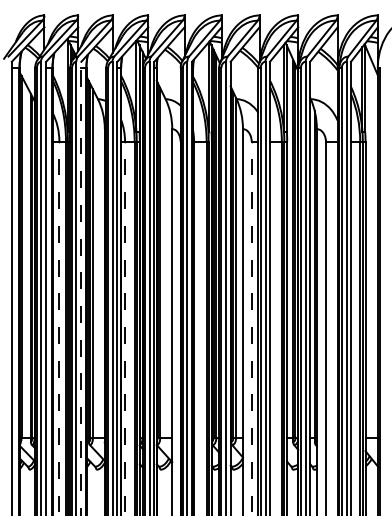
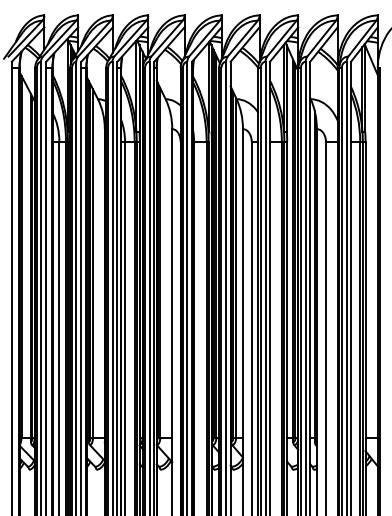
line: dashed -> solid (81, 288)
line: dashed -> solid (59, 328)
line: dashed -> solid (125, 328)
line: dashed -> solid (251, 328)
